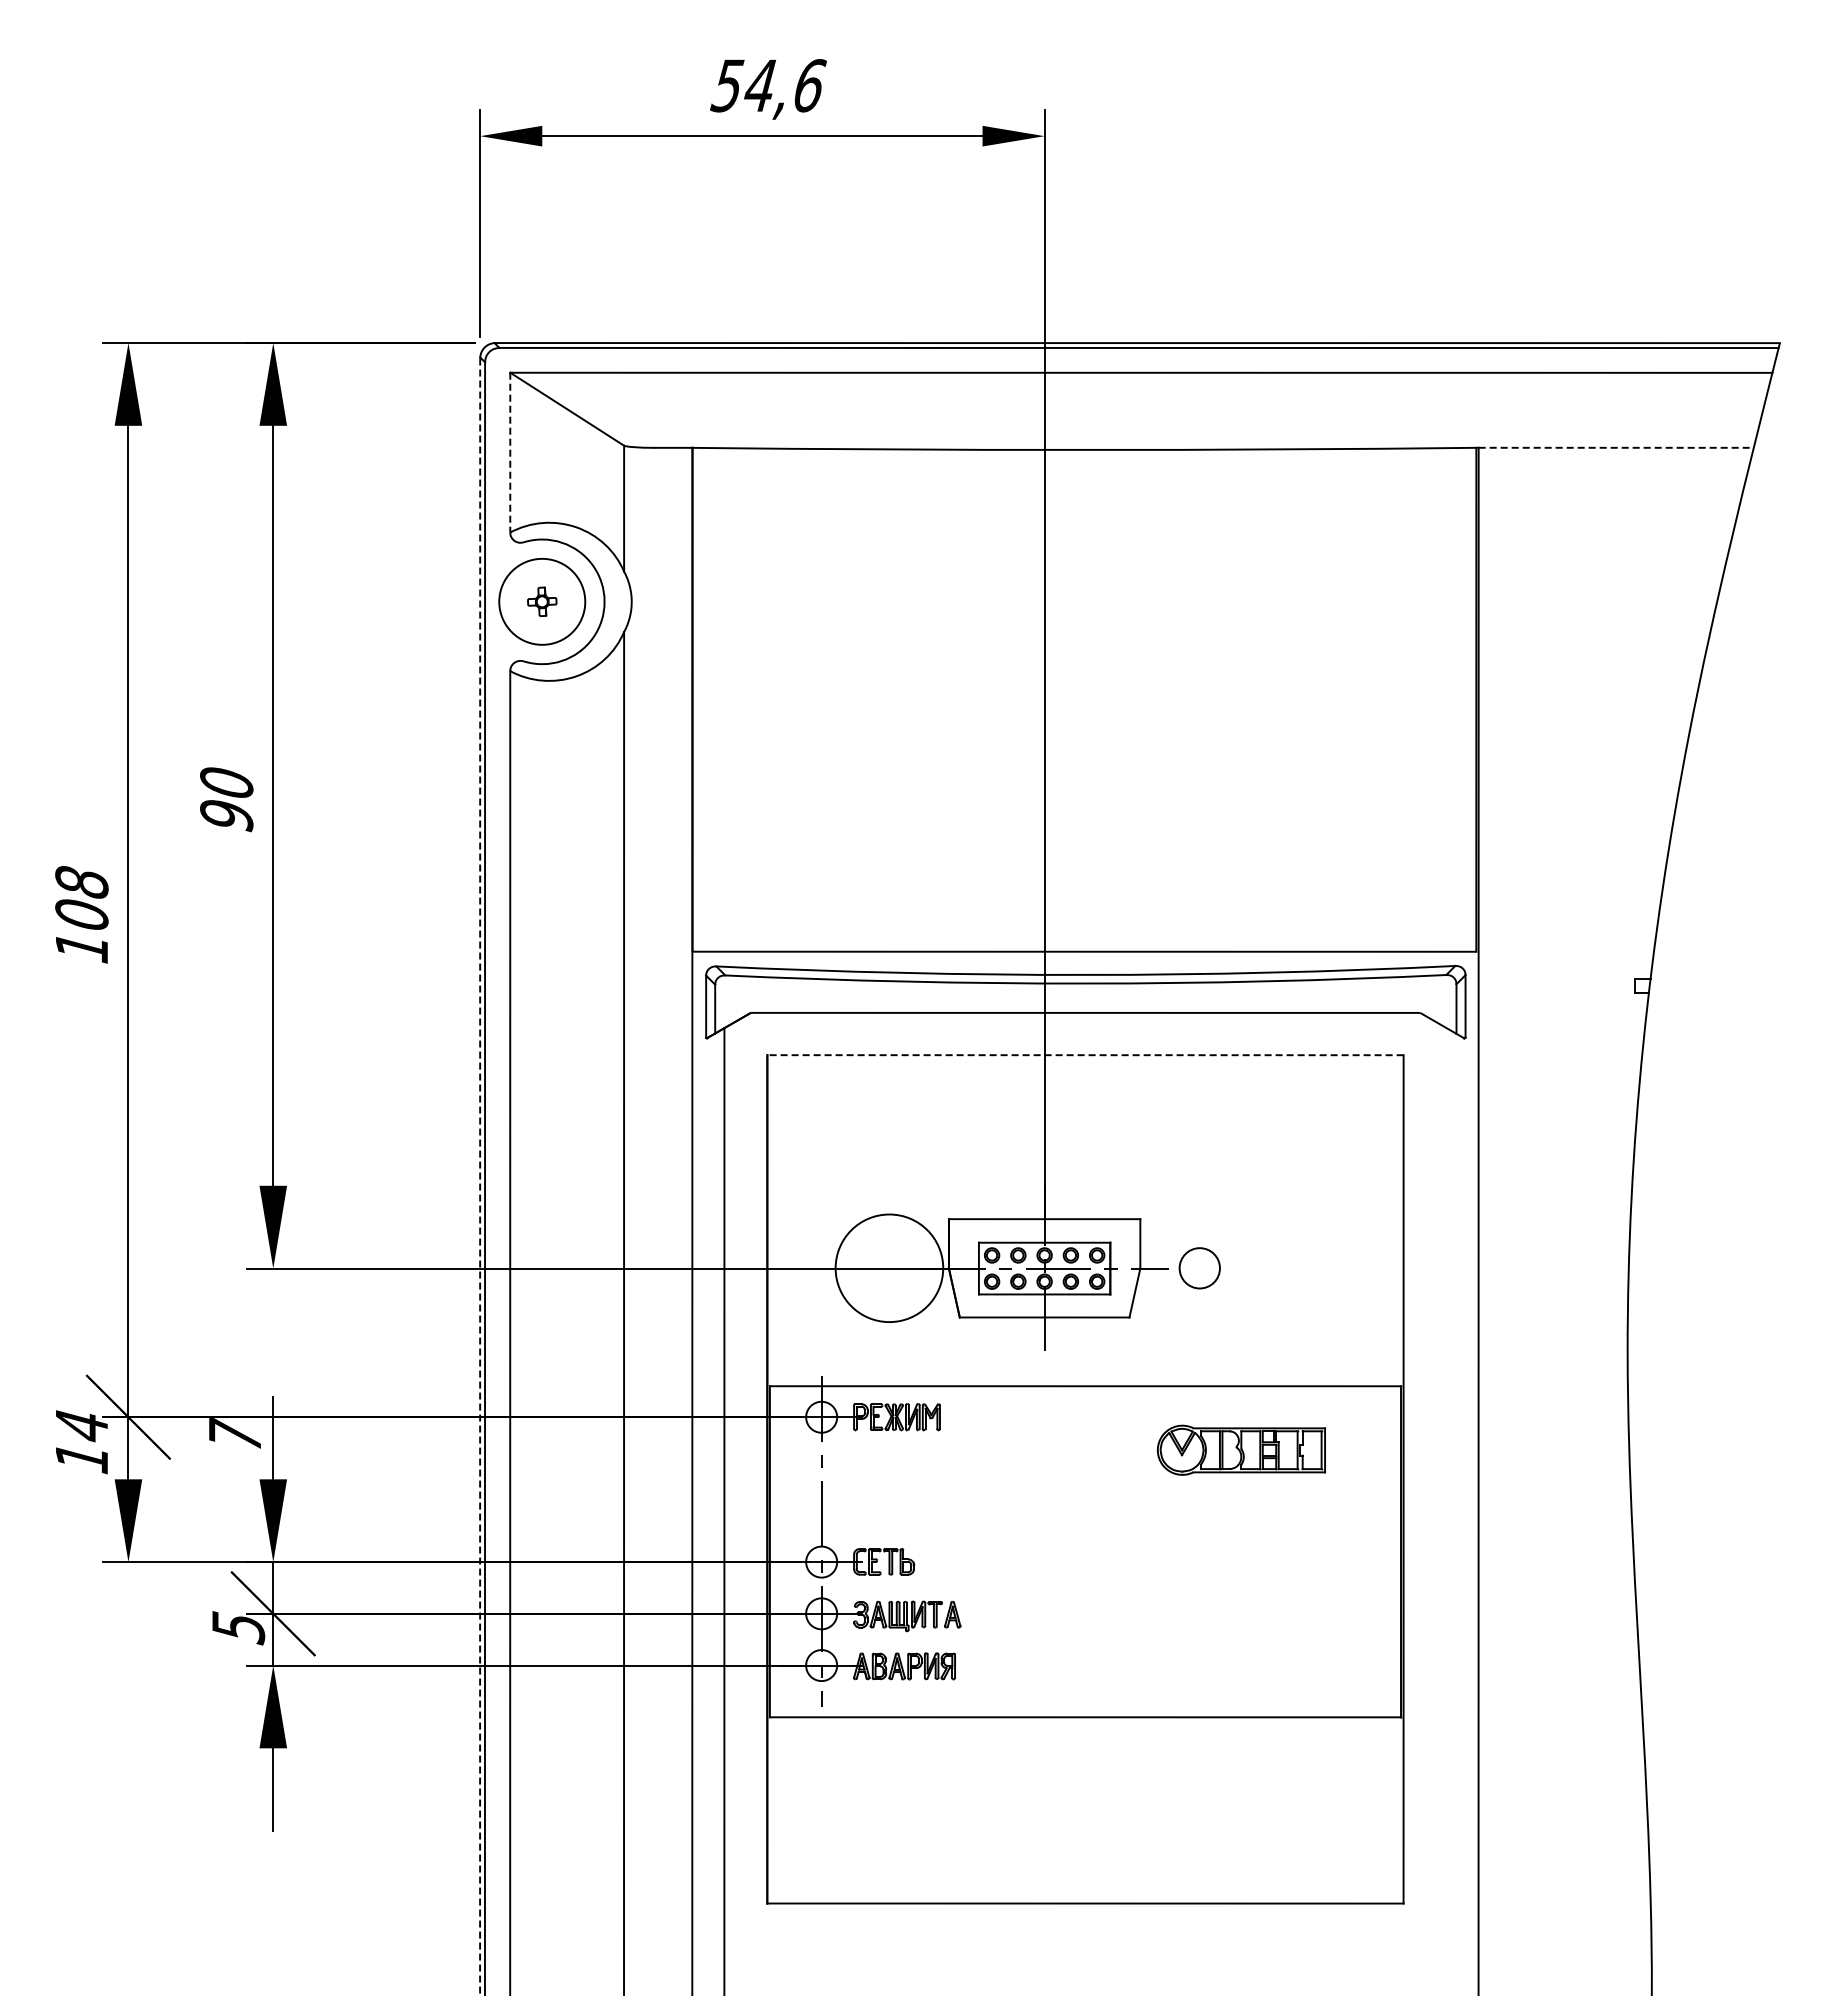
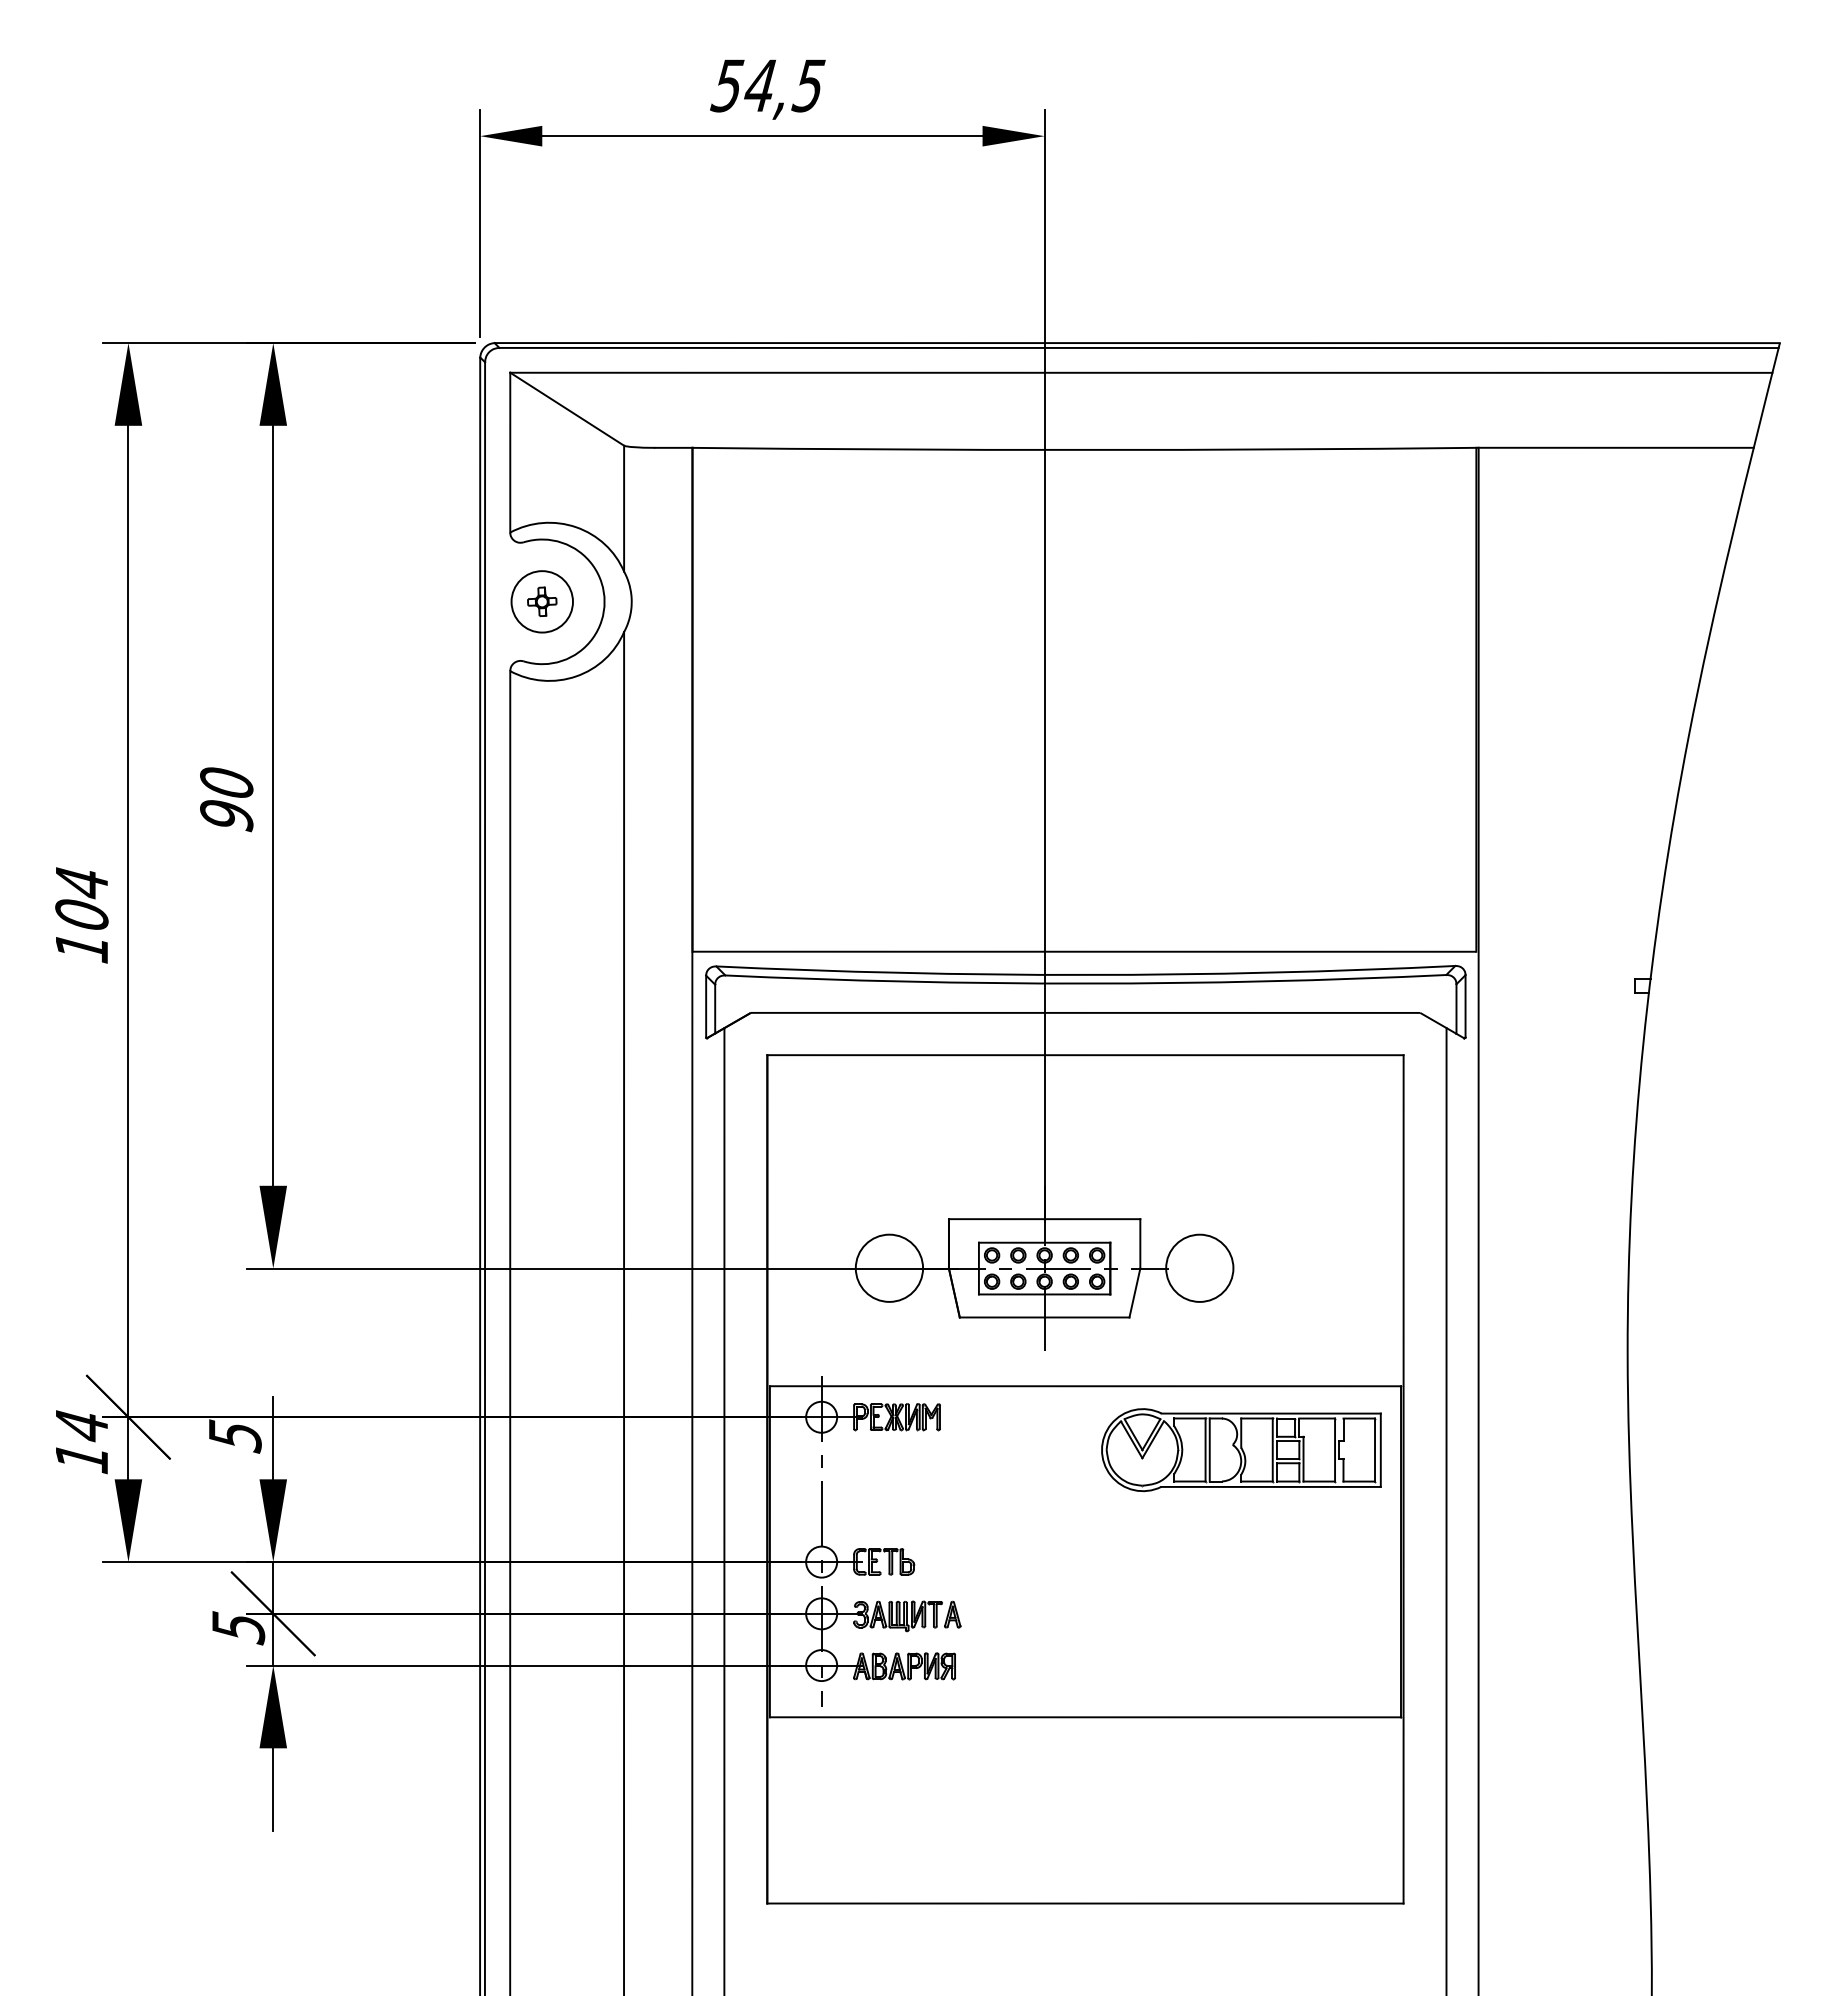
text: 54,6 -> 54,5 (808, 85)
line: dashed -> solid (1616, 447)
line: dashed -> solid (510, 452)
circle diameter: 86 px -> 61 px (541, 601)
text: 108 -> 104 (81, 882)
line: dashed -> solid (1084, 1055)
line: dashed -> solid (480, 1177)
circle diameter: 108 px -> 67 px (889, 1267)
circle diameter: 40 px -> 67 px (1199, 1267)
text: 7 -> 5 (235, 1435)
part size: 169x52 px -> 281x85 px (1241, 1450)
line: none -> present (1446, 1510)
